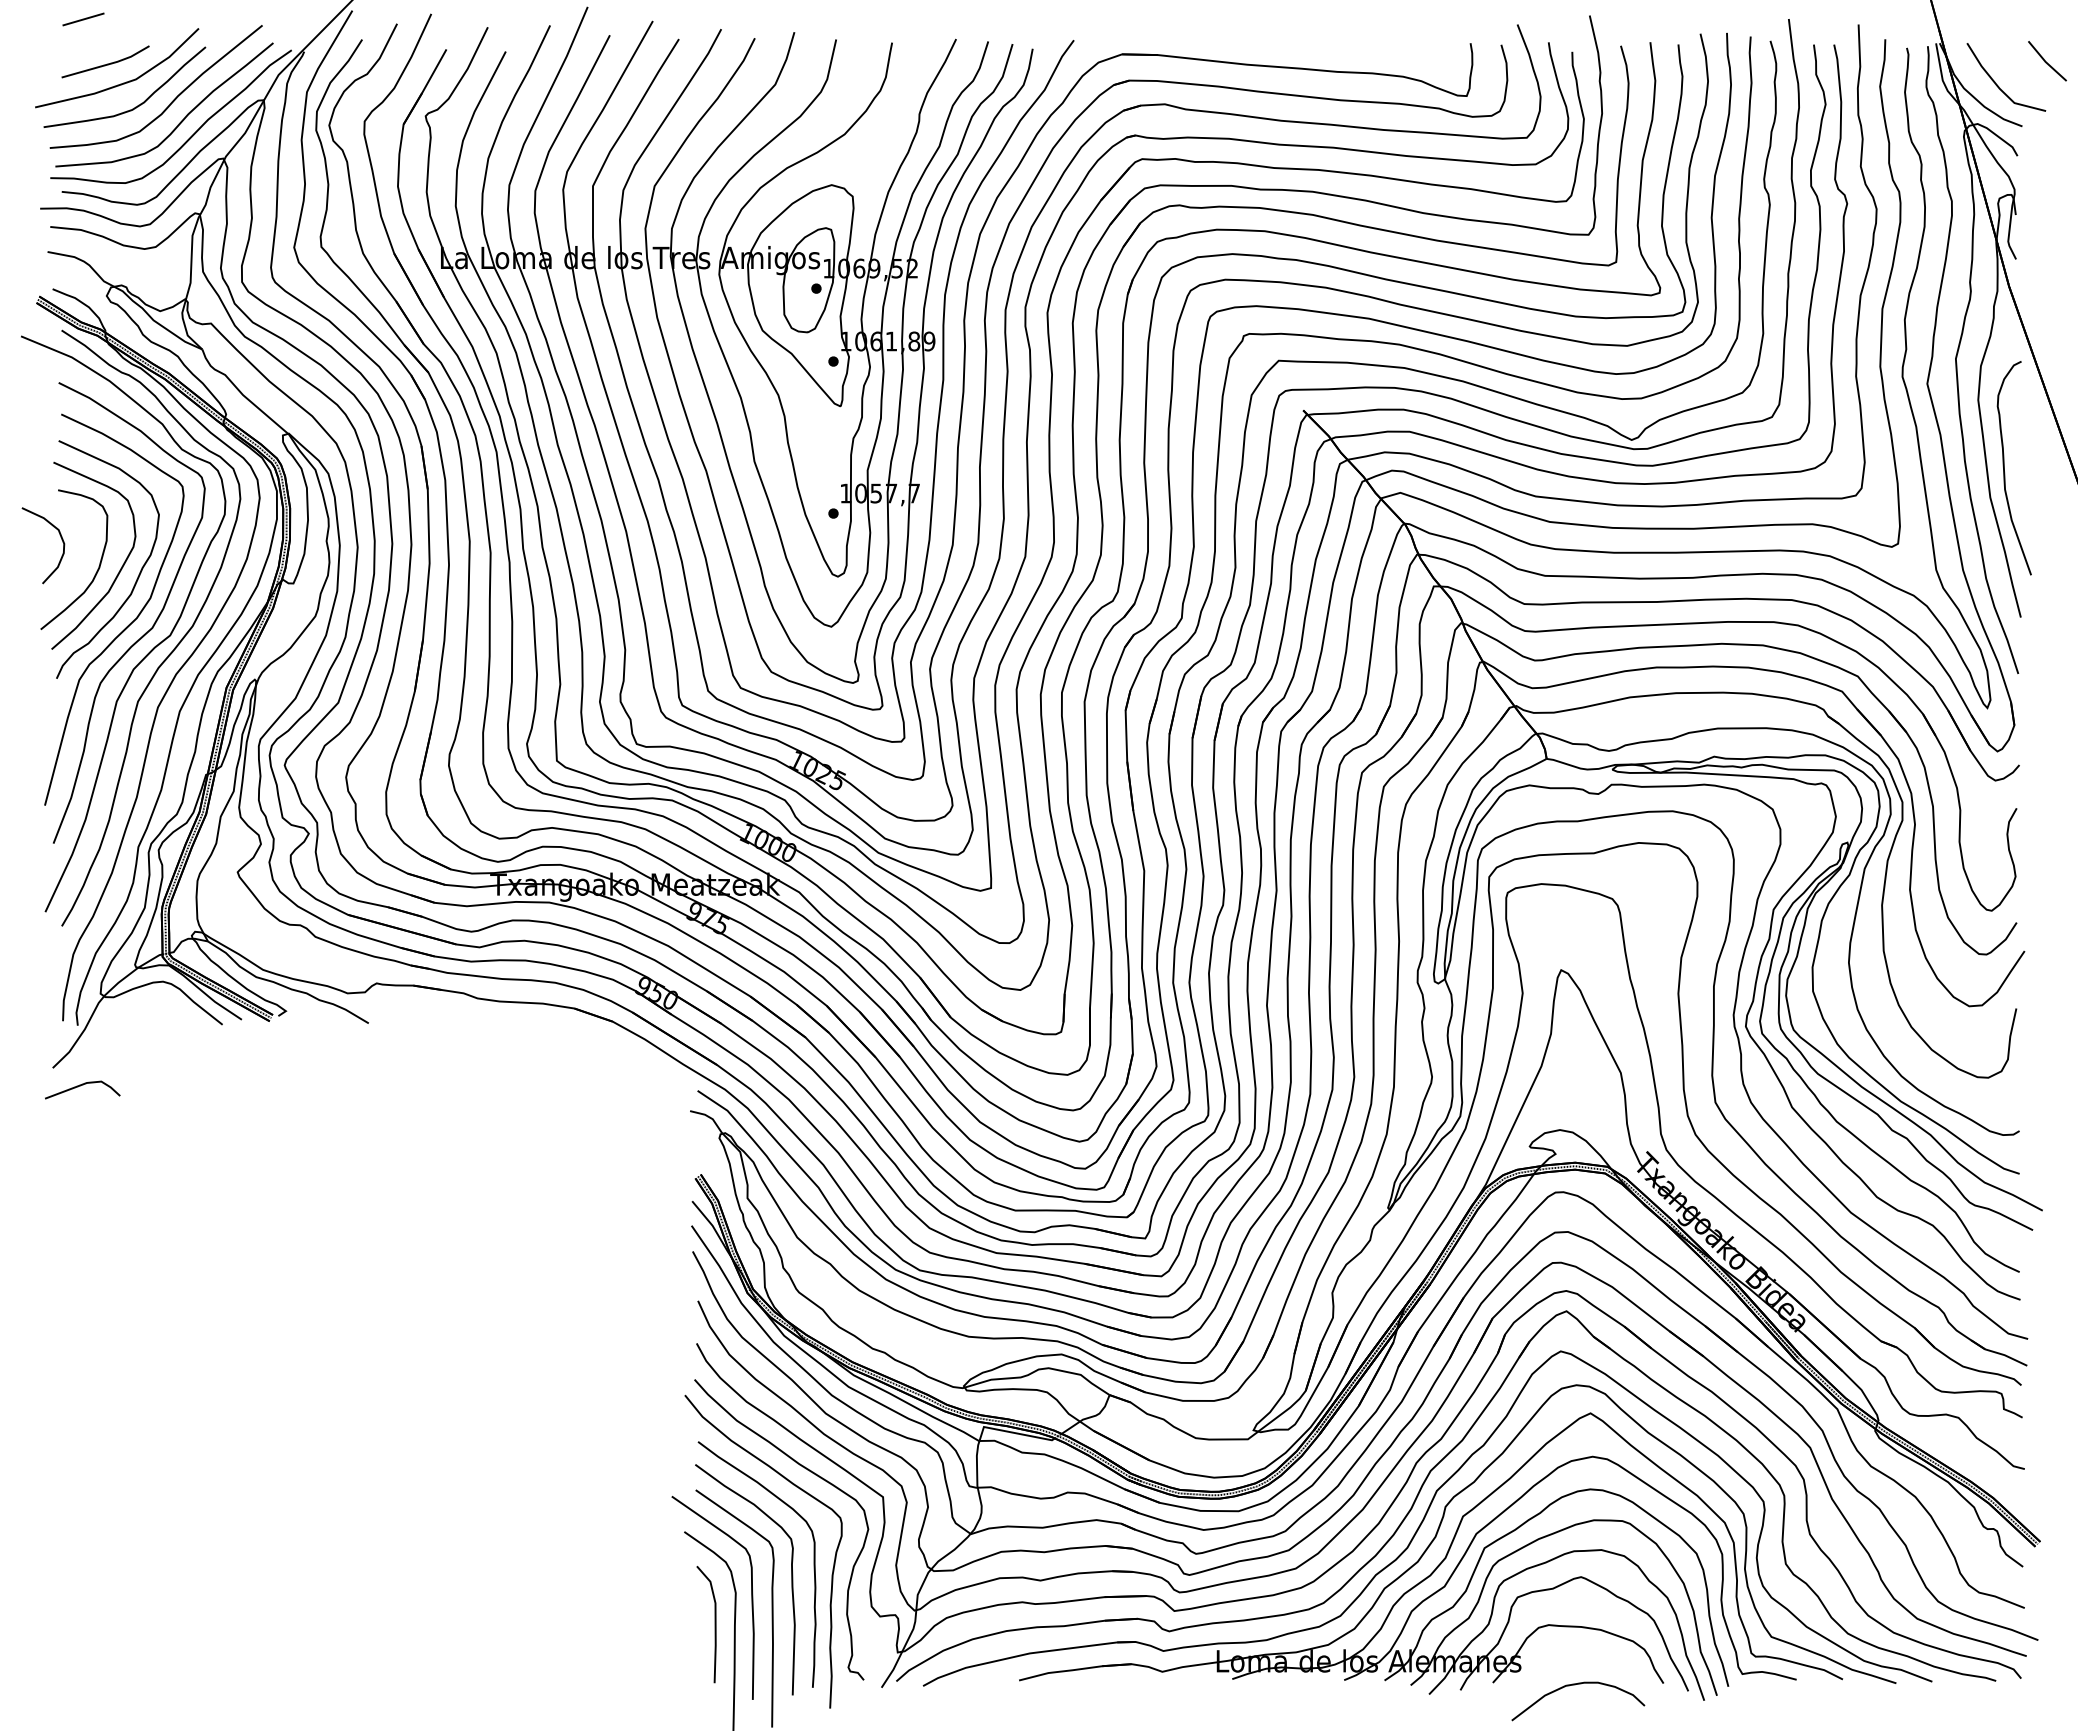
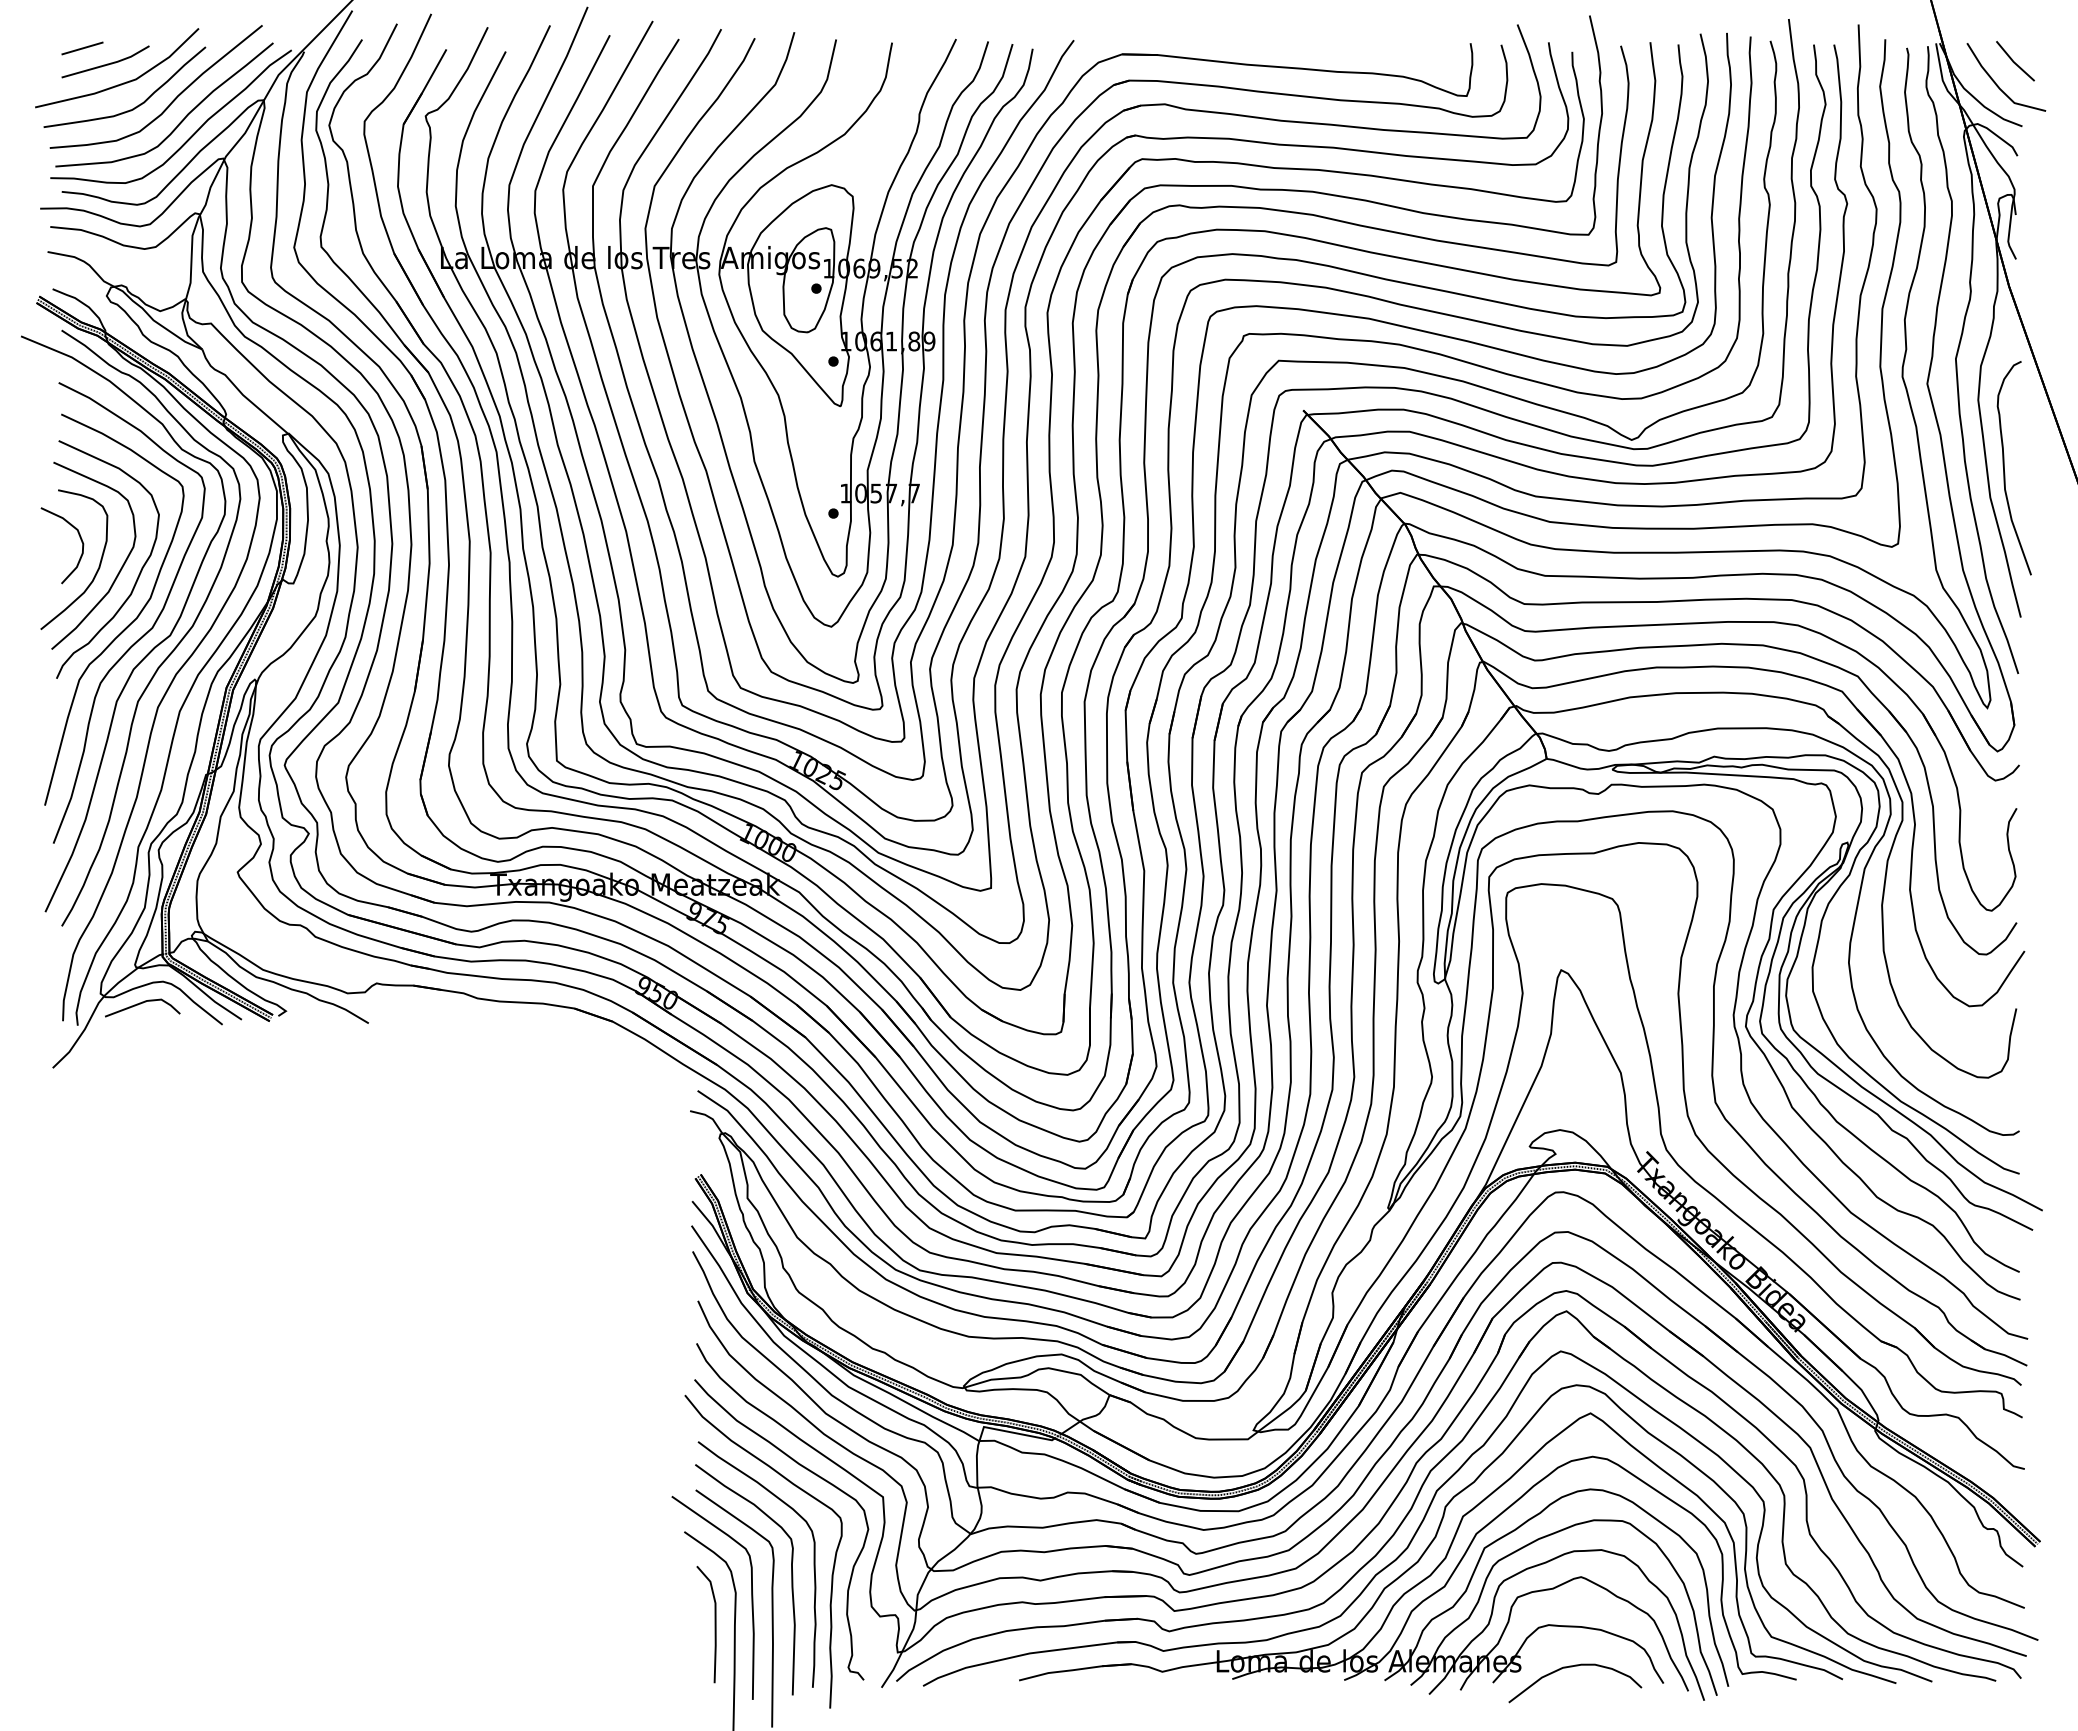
line position: (83, 19) -> (82, 48) (82, 48)
line position: (2046, 61) -> (2014, 61) (2014, 61)
curve position: (61, 540) -> (80, 540) (80, 540)
line position: (80, 1086) -> (140, 1004) (140, 1004)
curve position: (1575, 1685) -> (1572, 1667) (1572, 1667)
